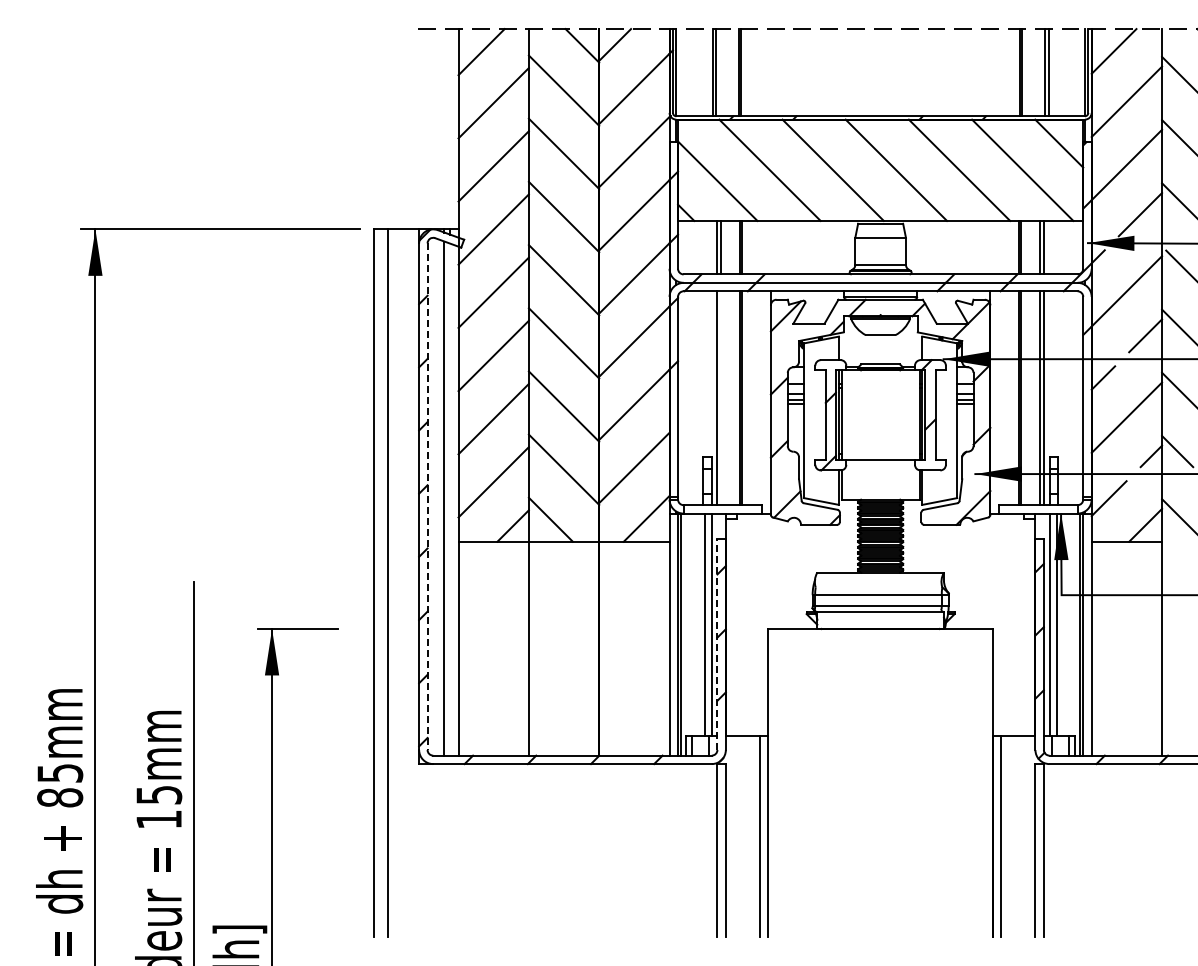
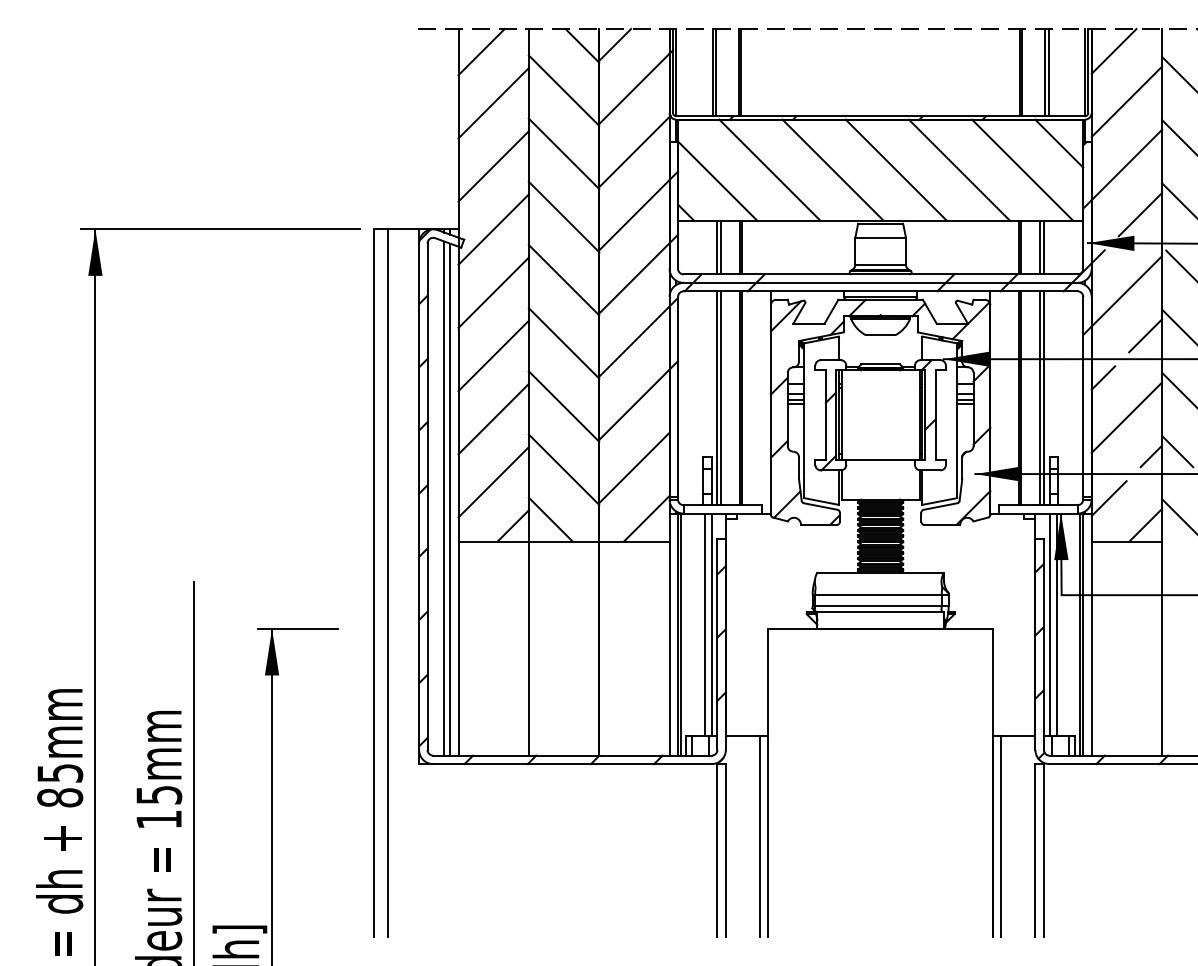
line: none -> present (720, 398)
line: dashed -> solid (427, 497)
line: none -> present (450, 499)
line: dashed -> solid (717, 644)
